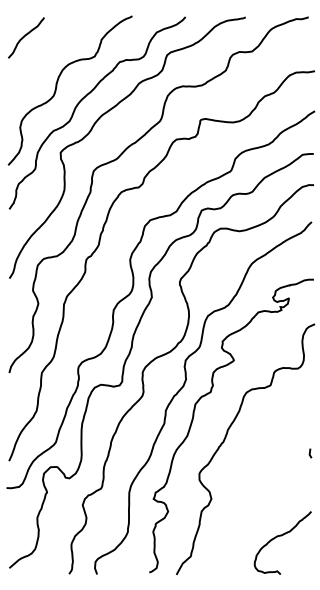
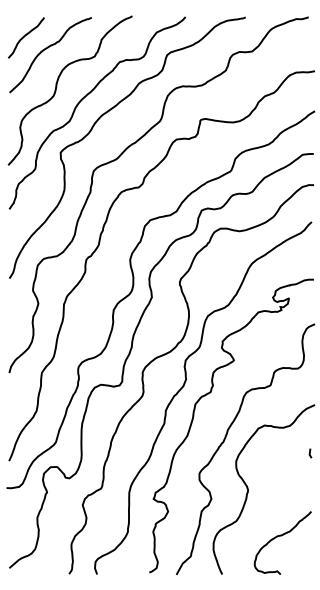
curve: none -> present (45, 50)
curve: none -> present (248, 489)
